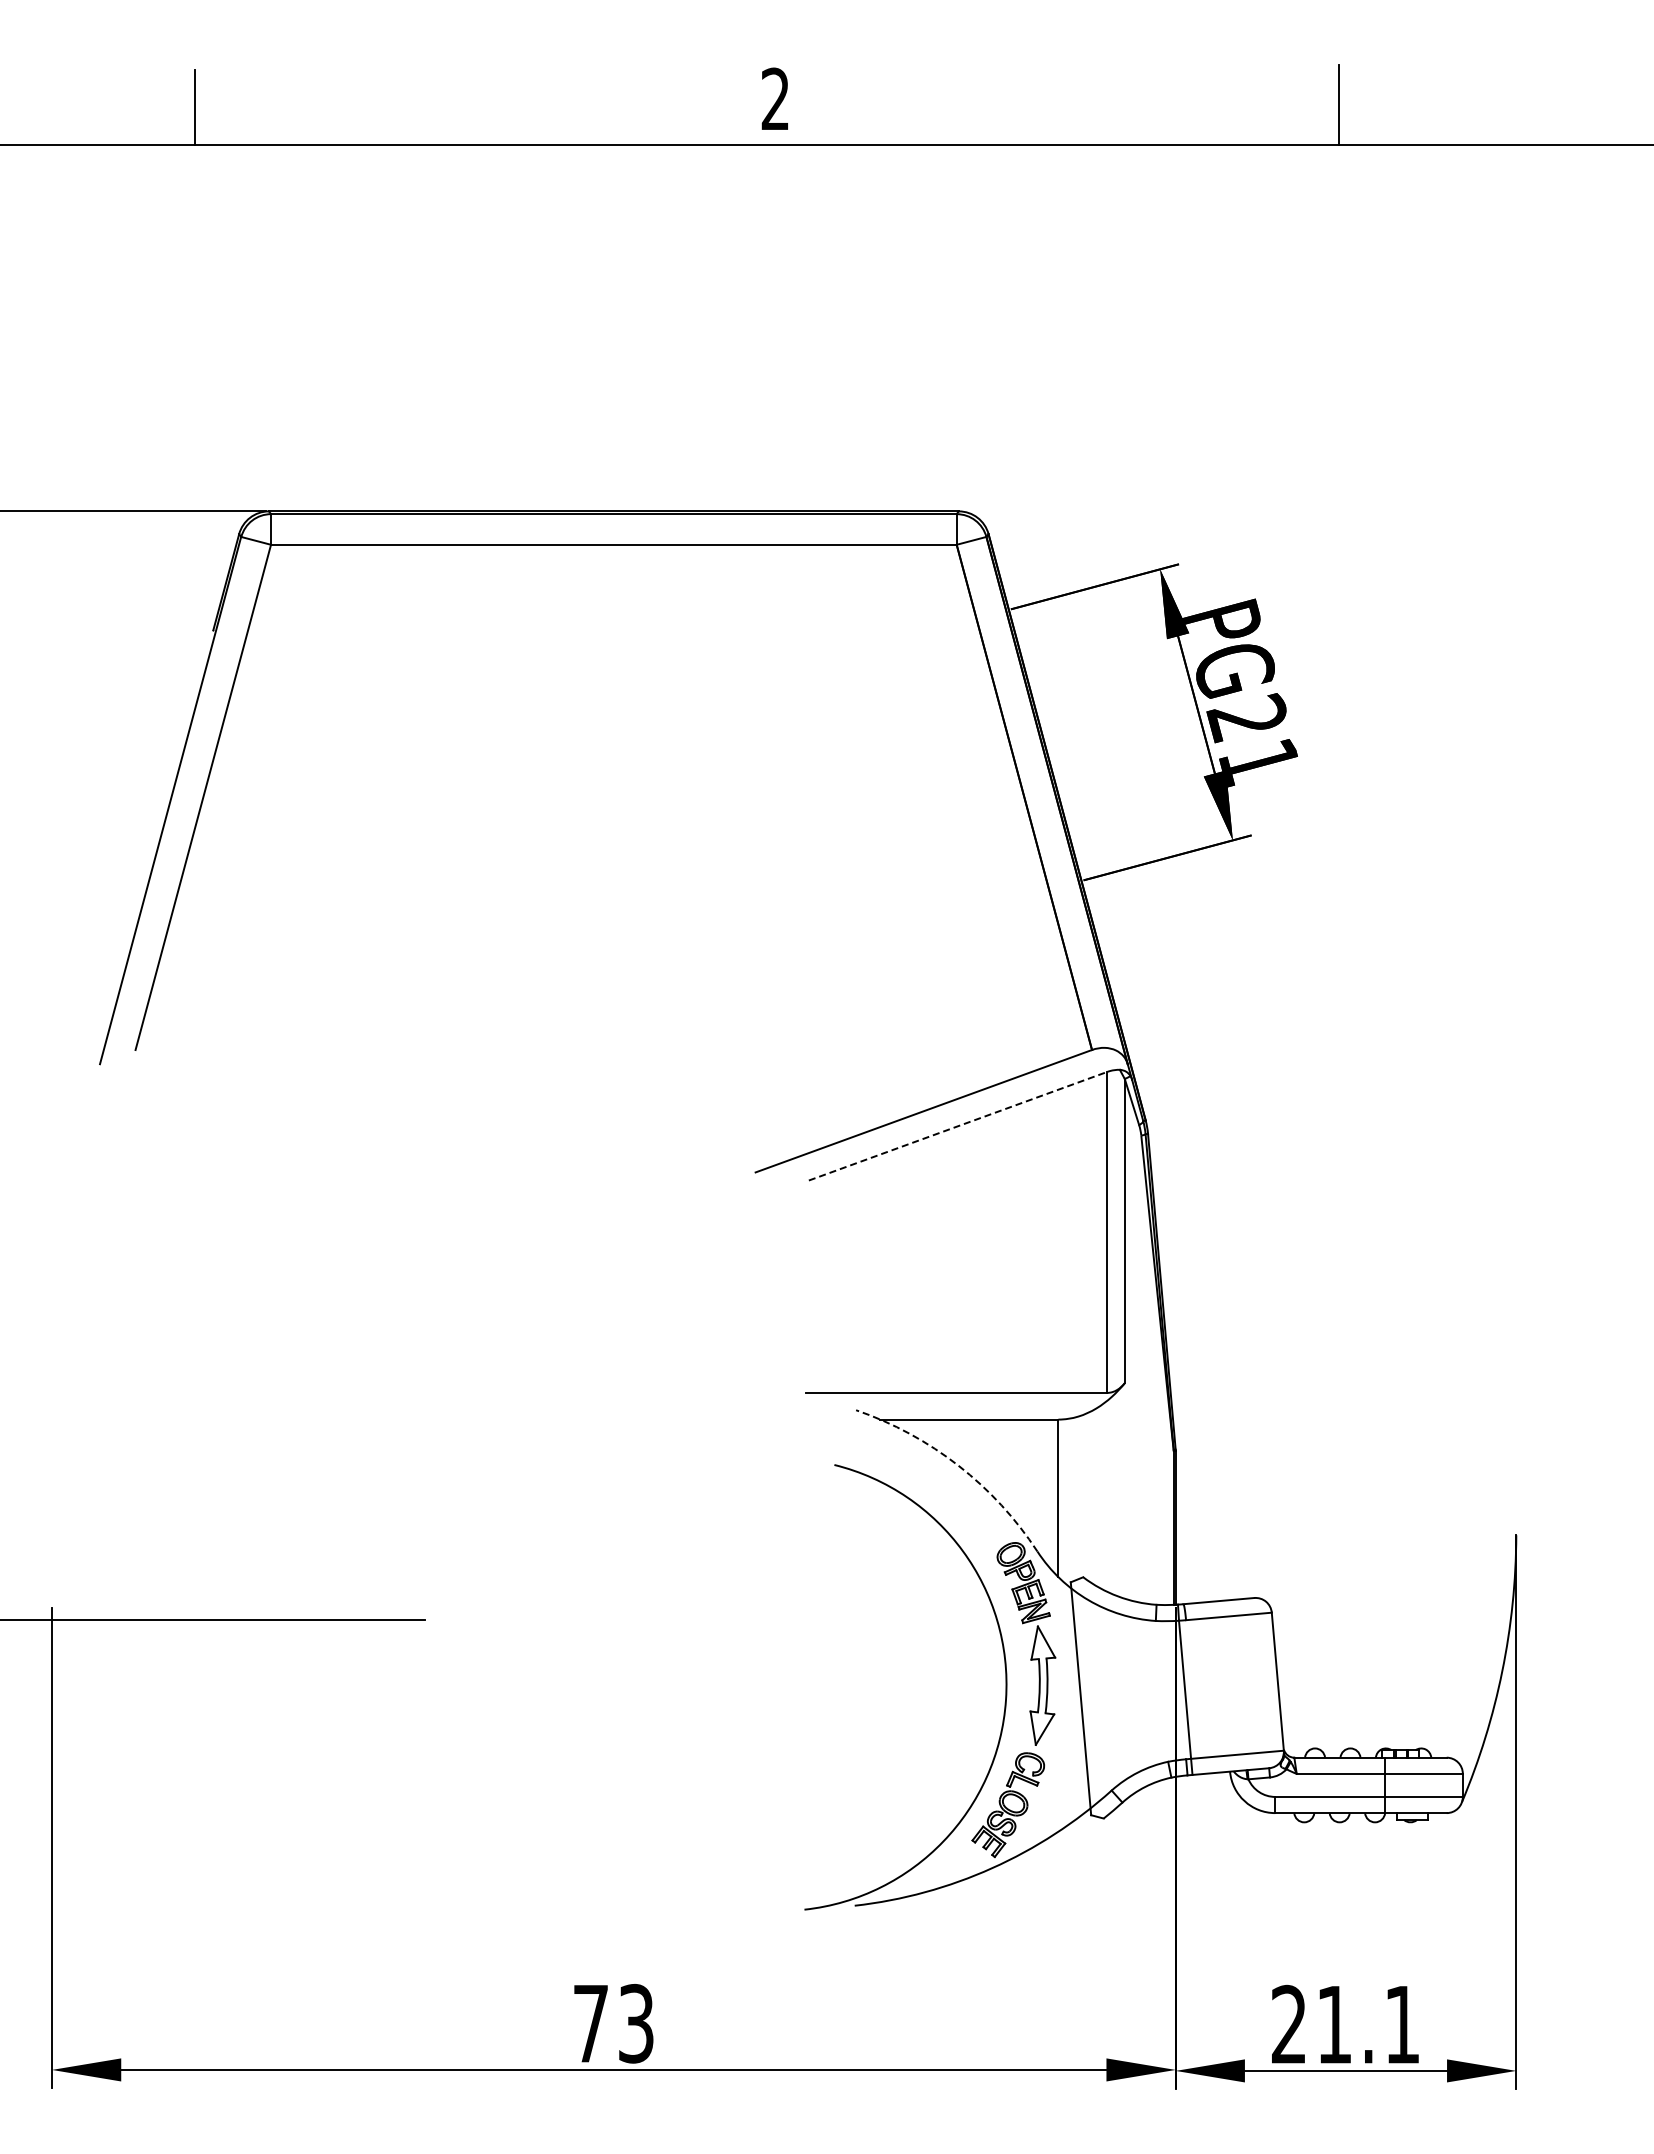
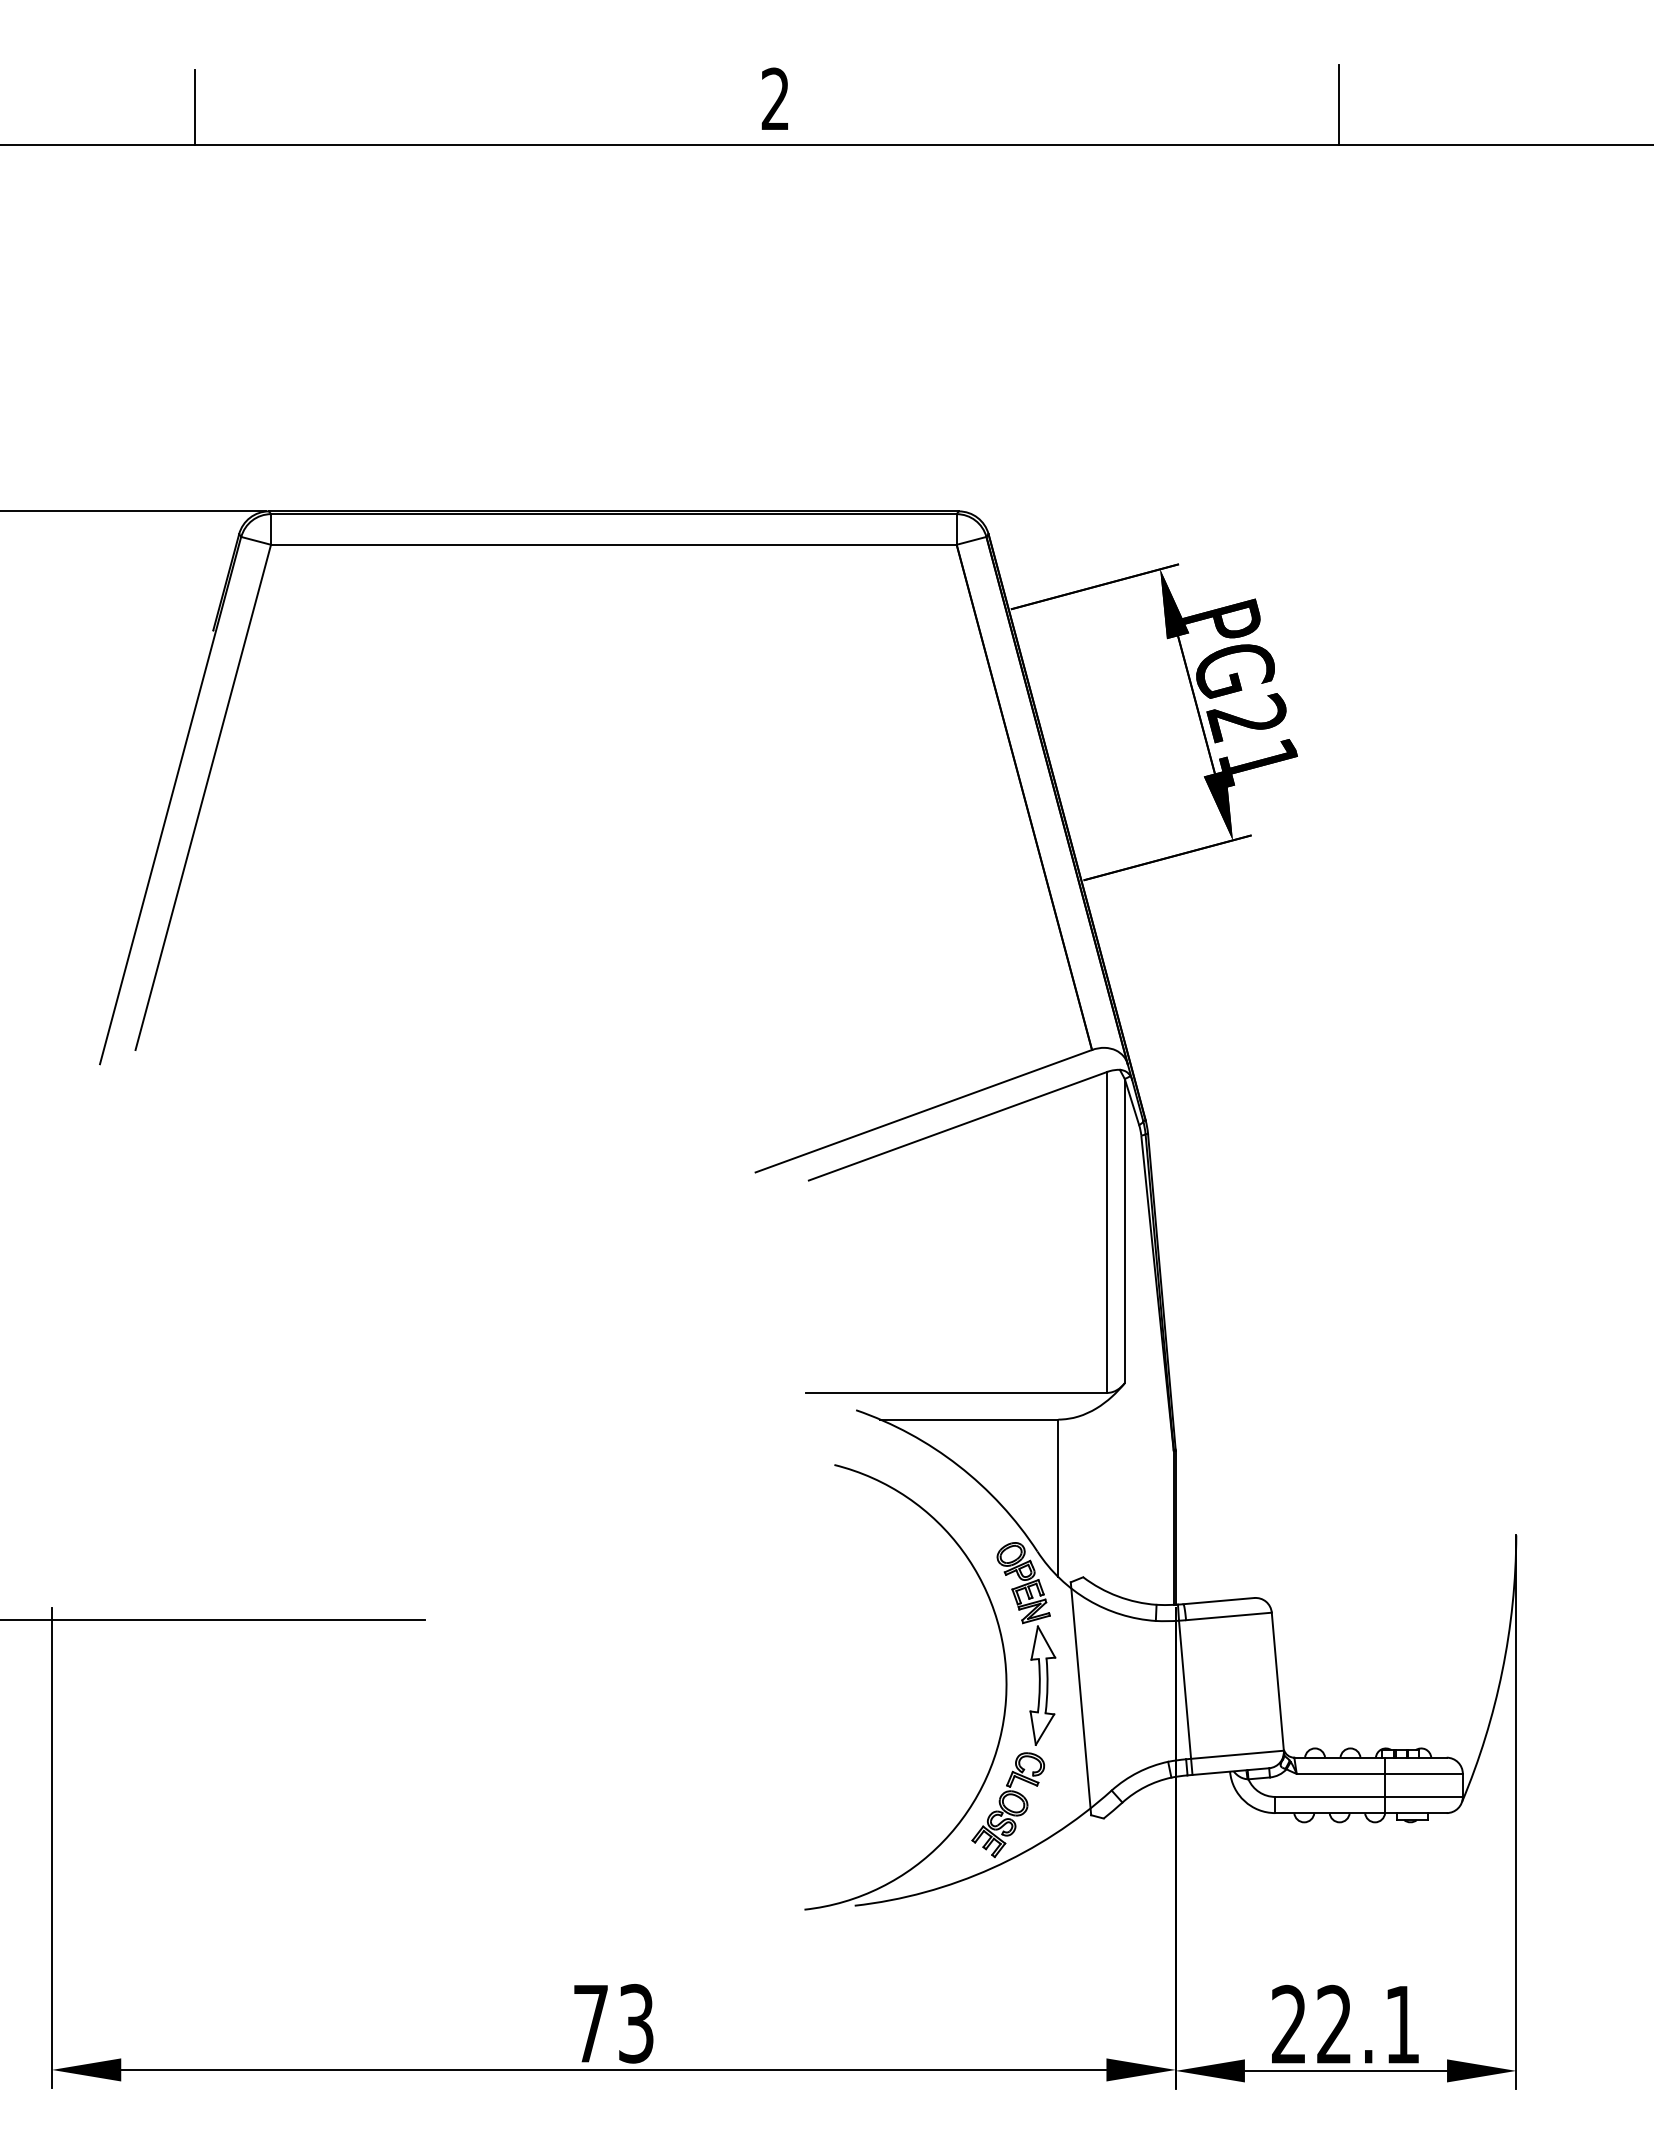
line: dashed -> solid (957, 1126)
arc: dashed -> solid (958, 1465)
text: 21.1 -> 22.1 (1333, 2023)
